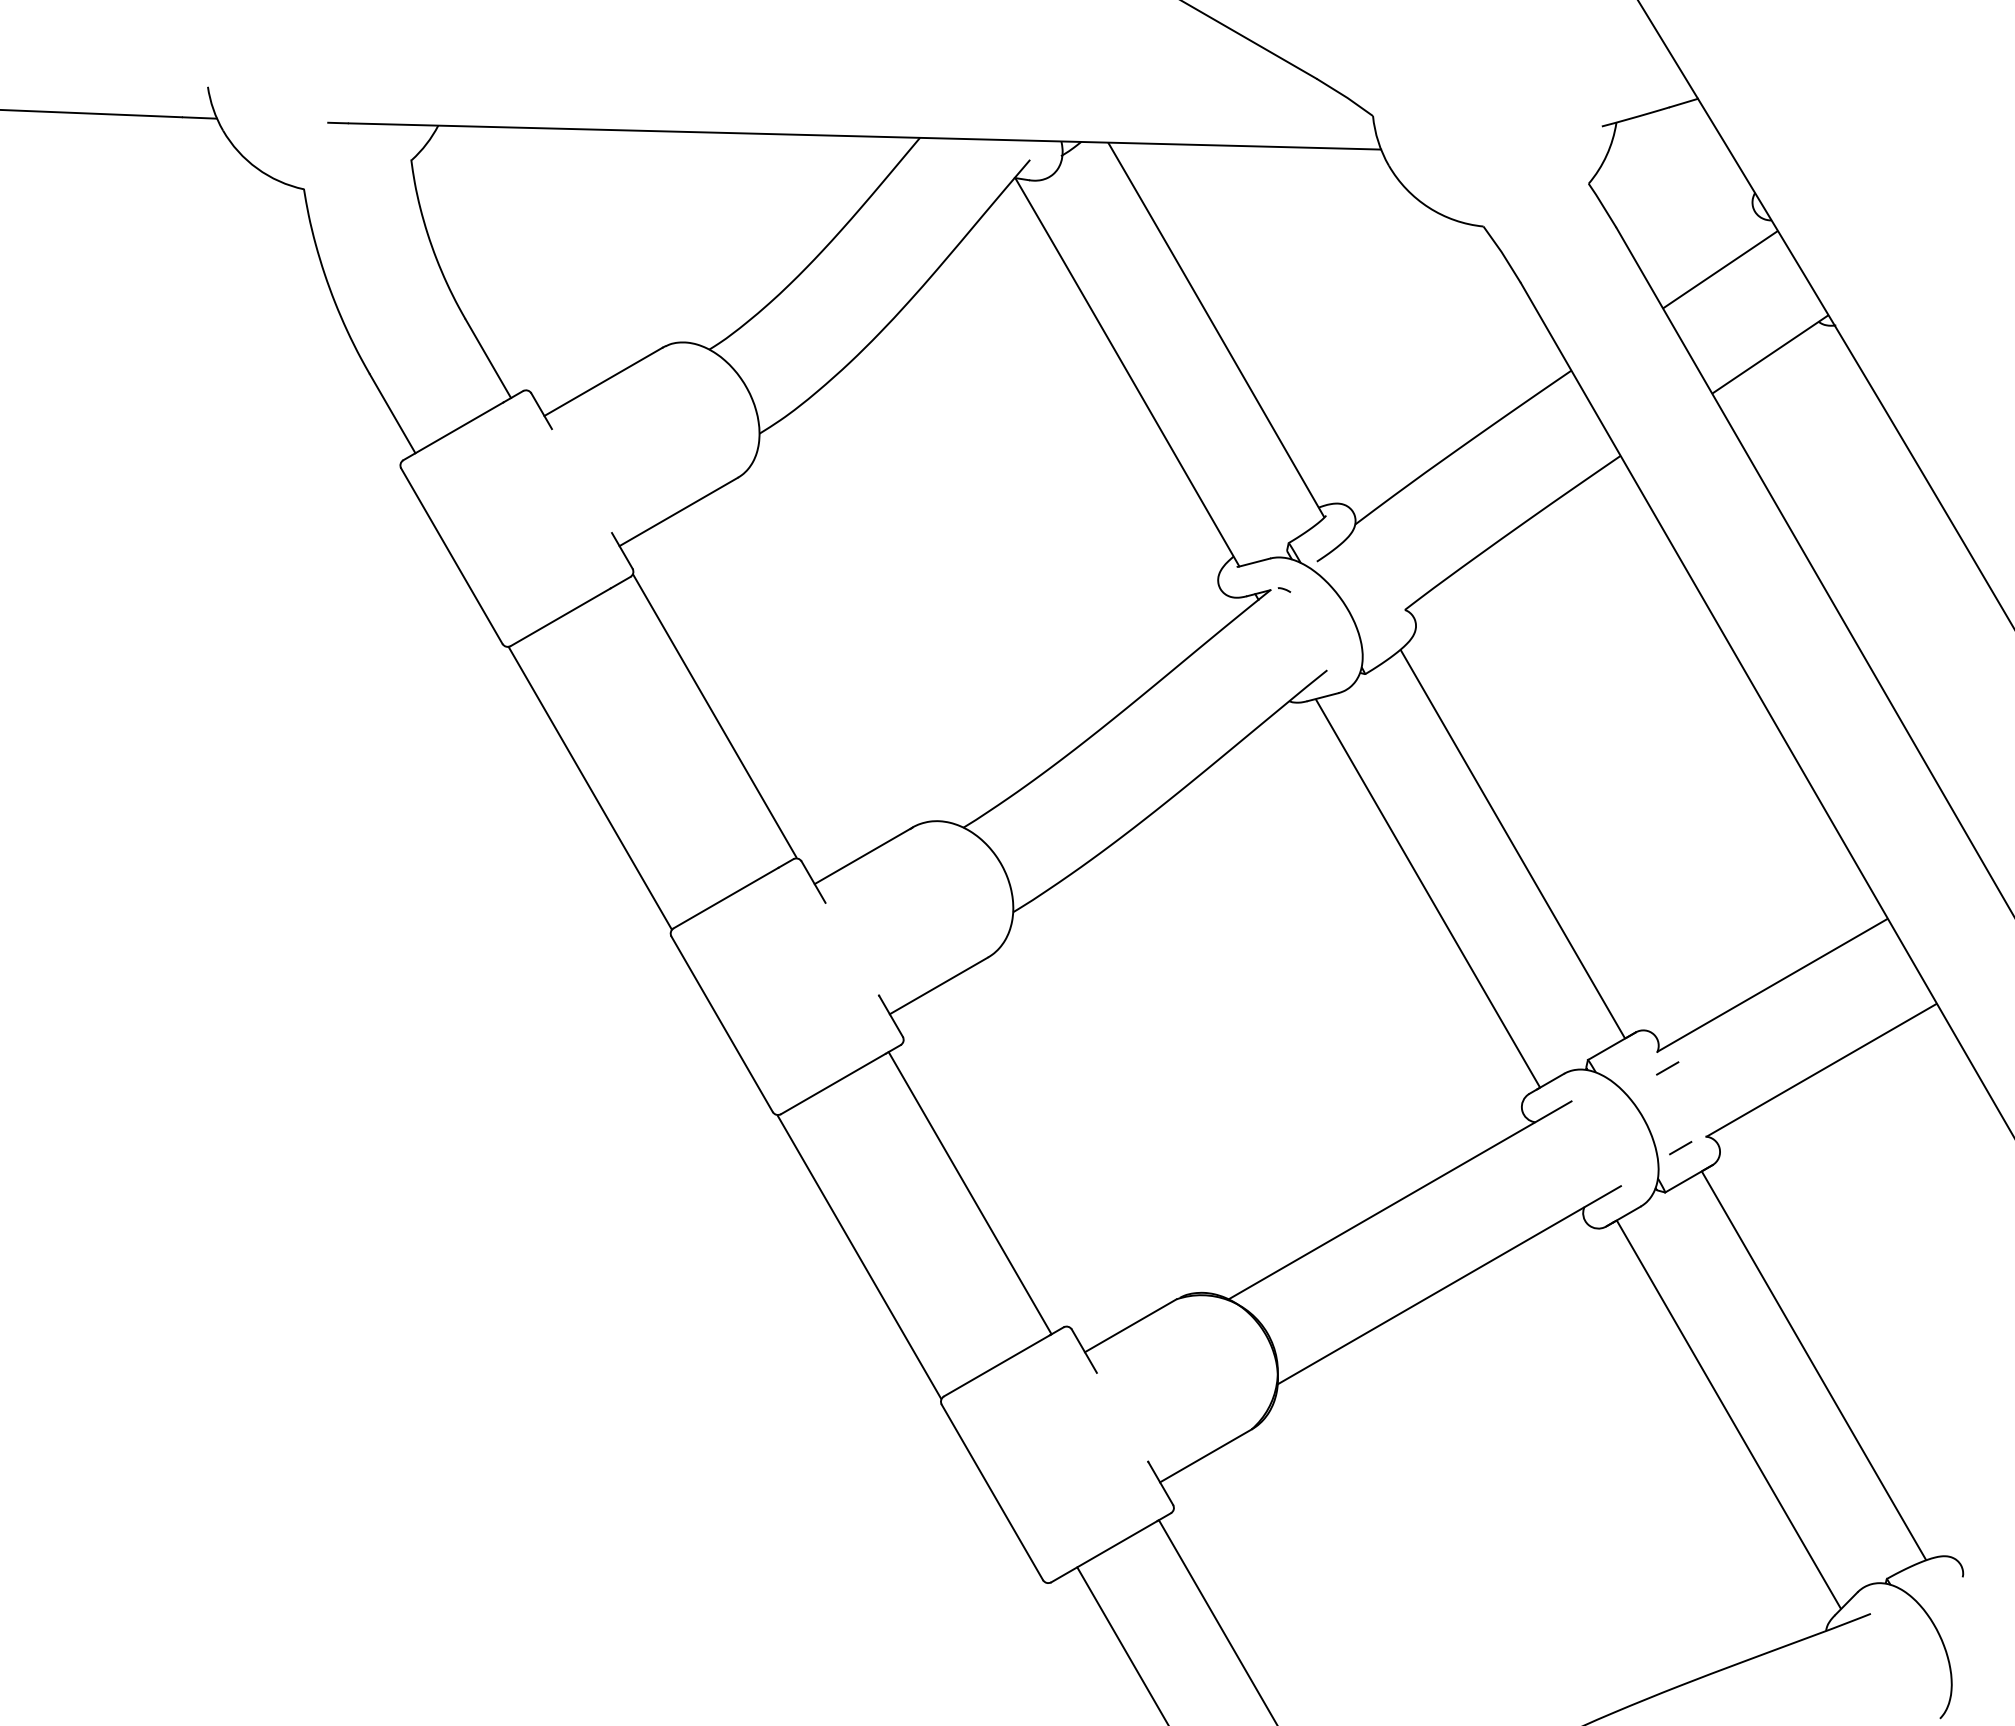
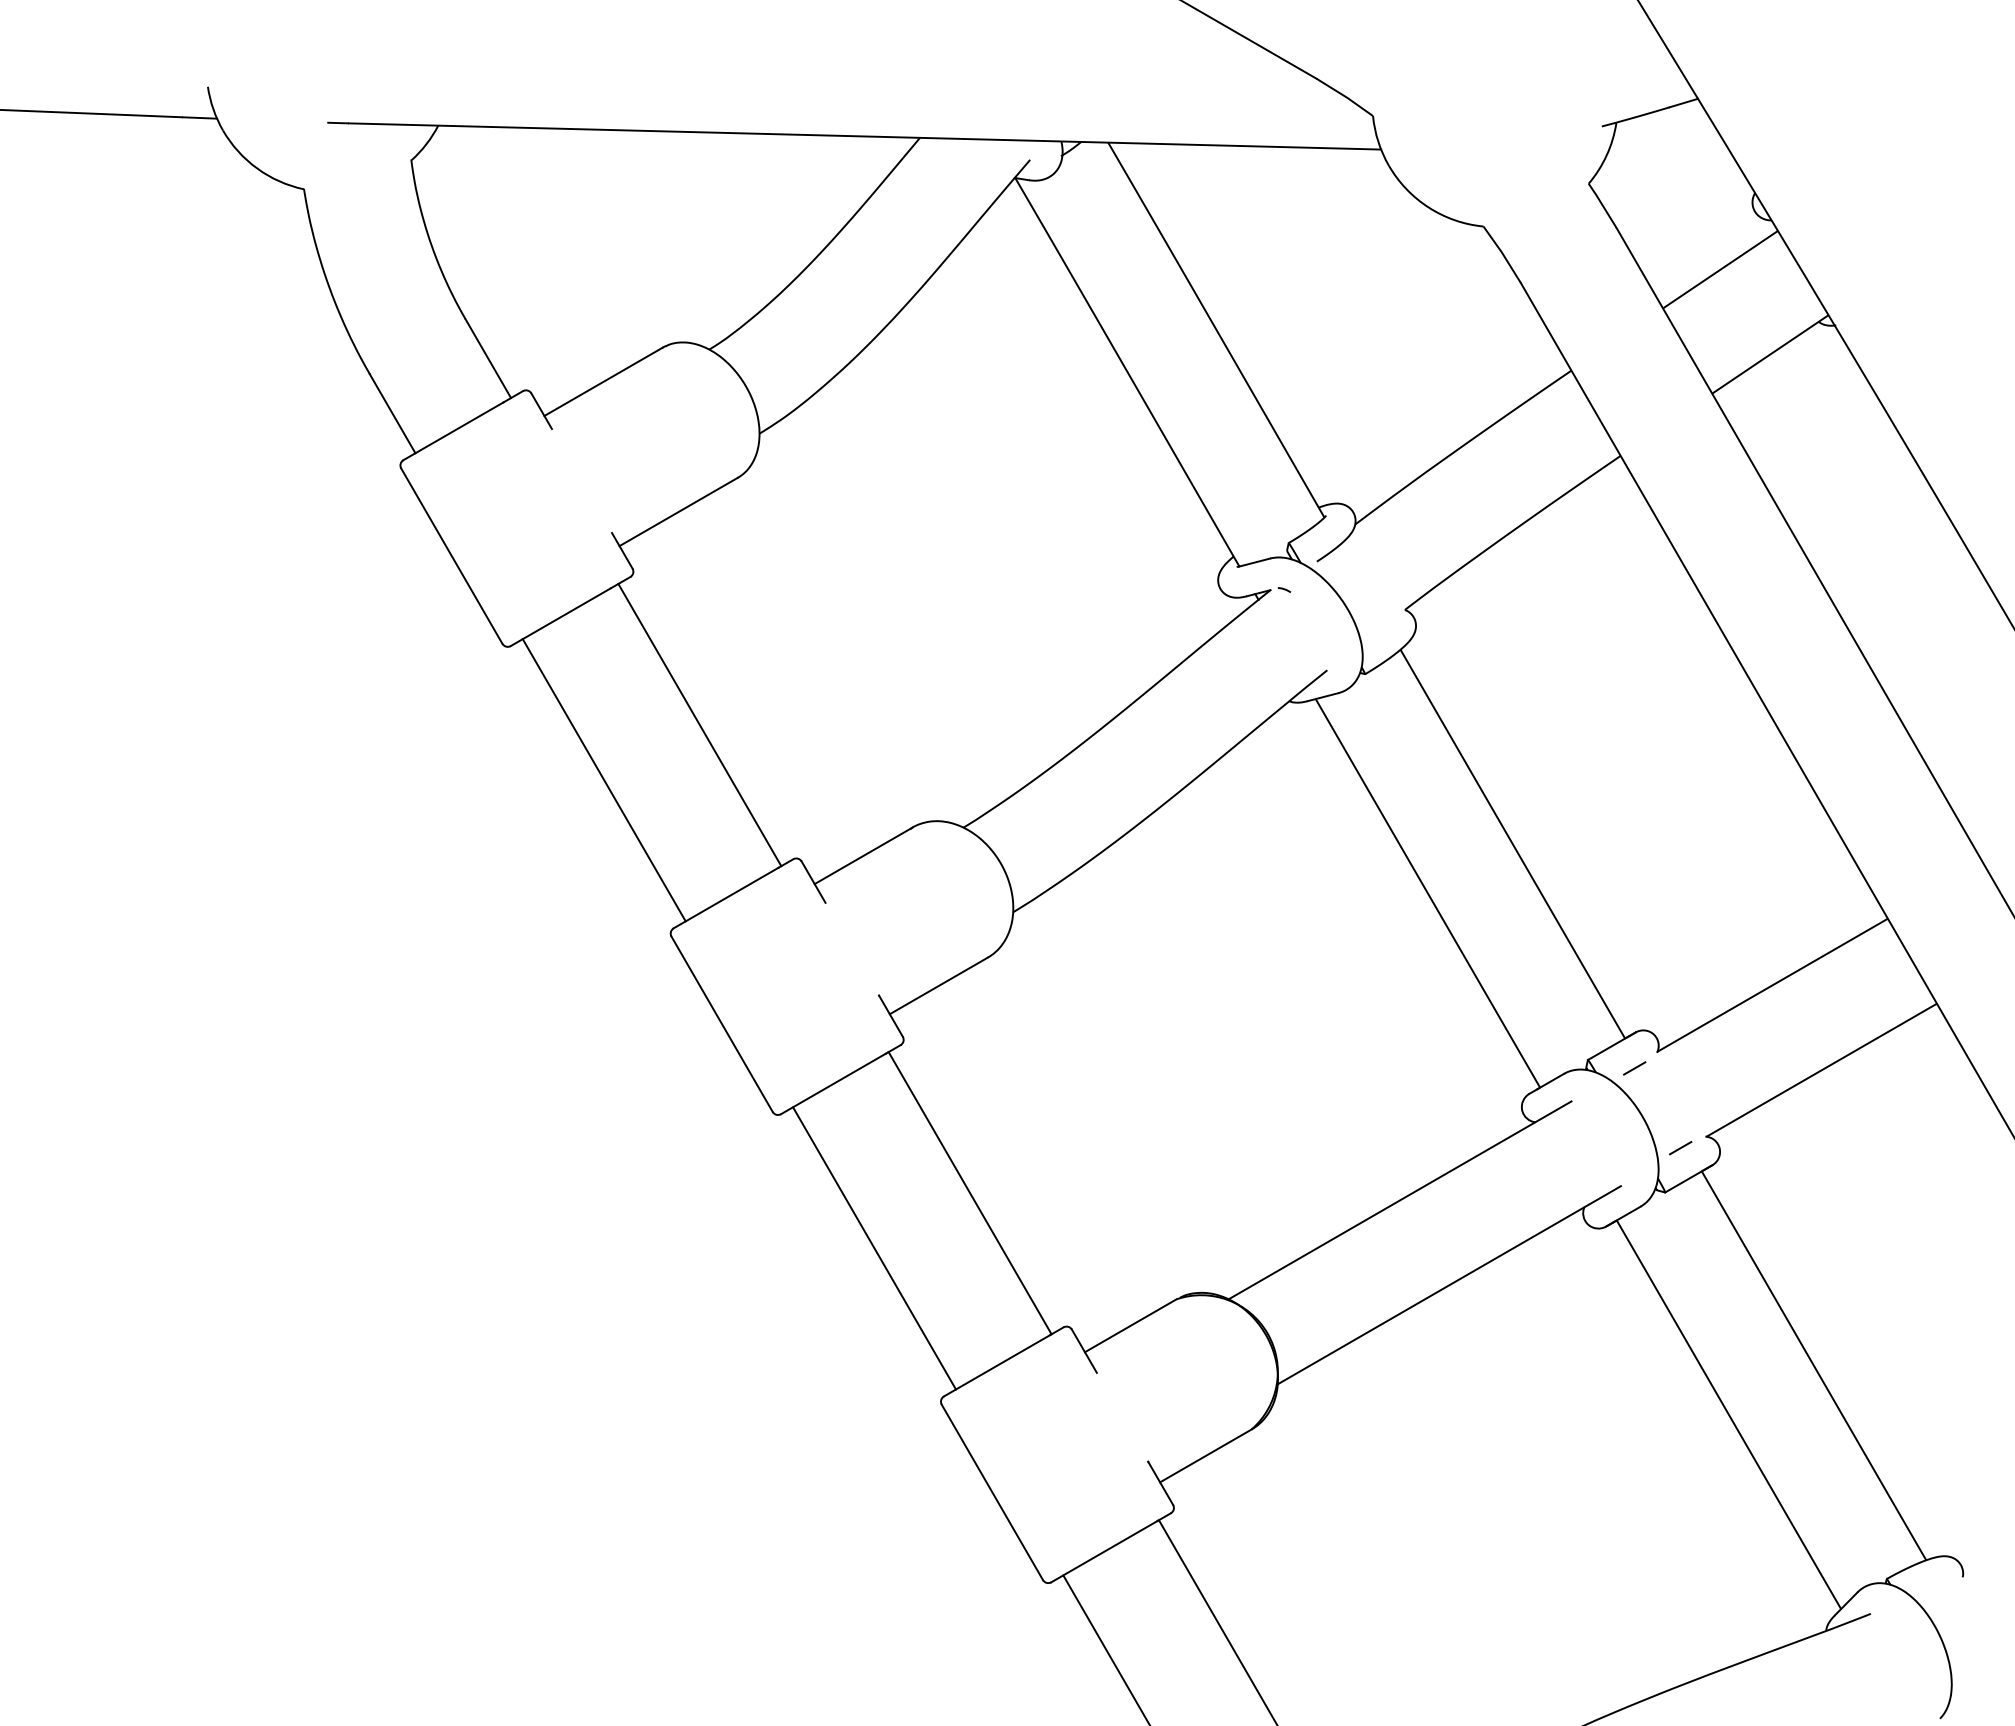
line position: (714, 715) -> (699, 724) (699, 724)
line position: (589, 788) -> (603, 780) (603, 780)
line position: (1667, 1068) -> (1634, 1068) (1634, 1068)
line position: (859, 1257) -> (874, 1248) (874, 1248)
line position: (1122, 1644) -> (1105, 1648) (1105, 1648)
